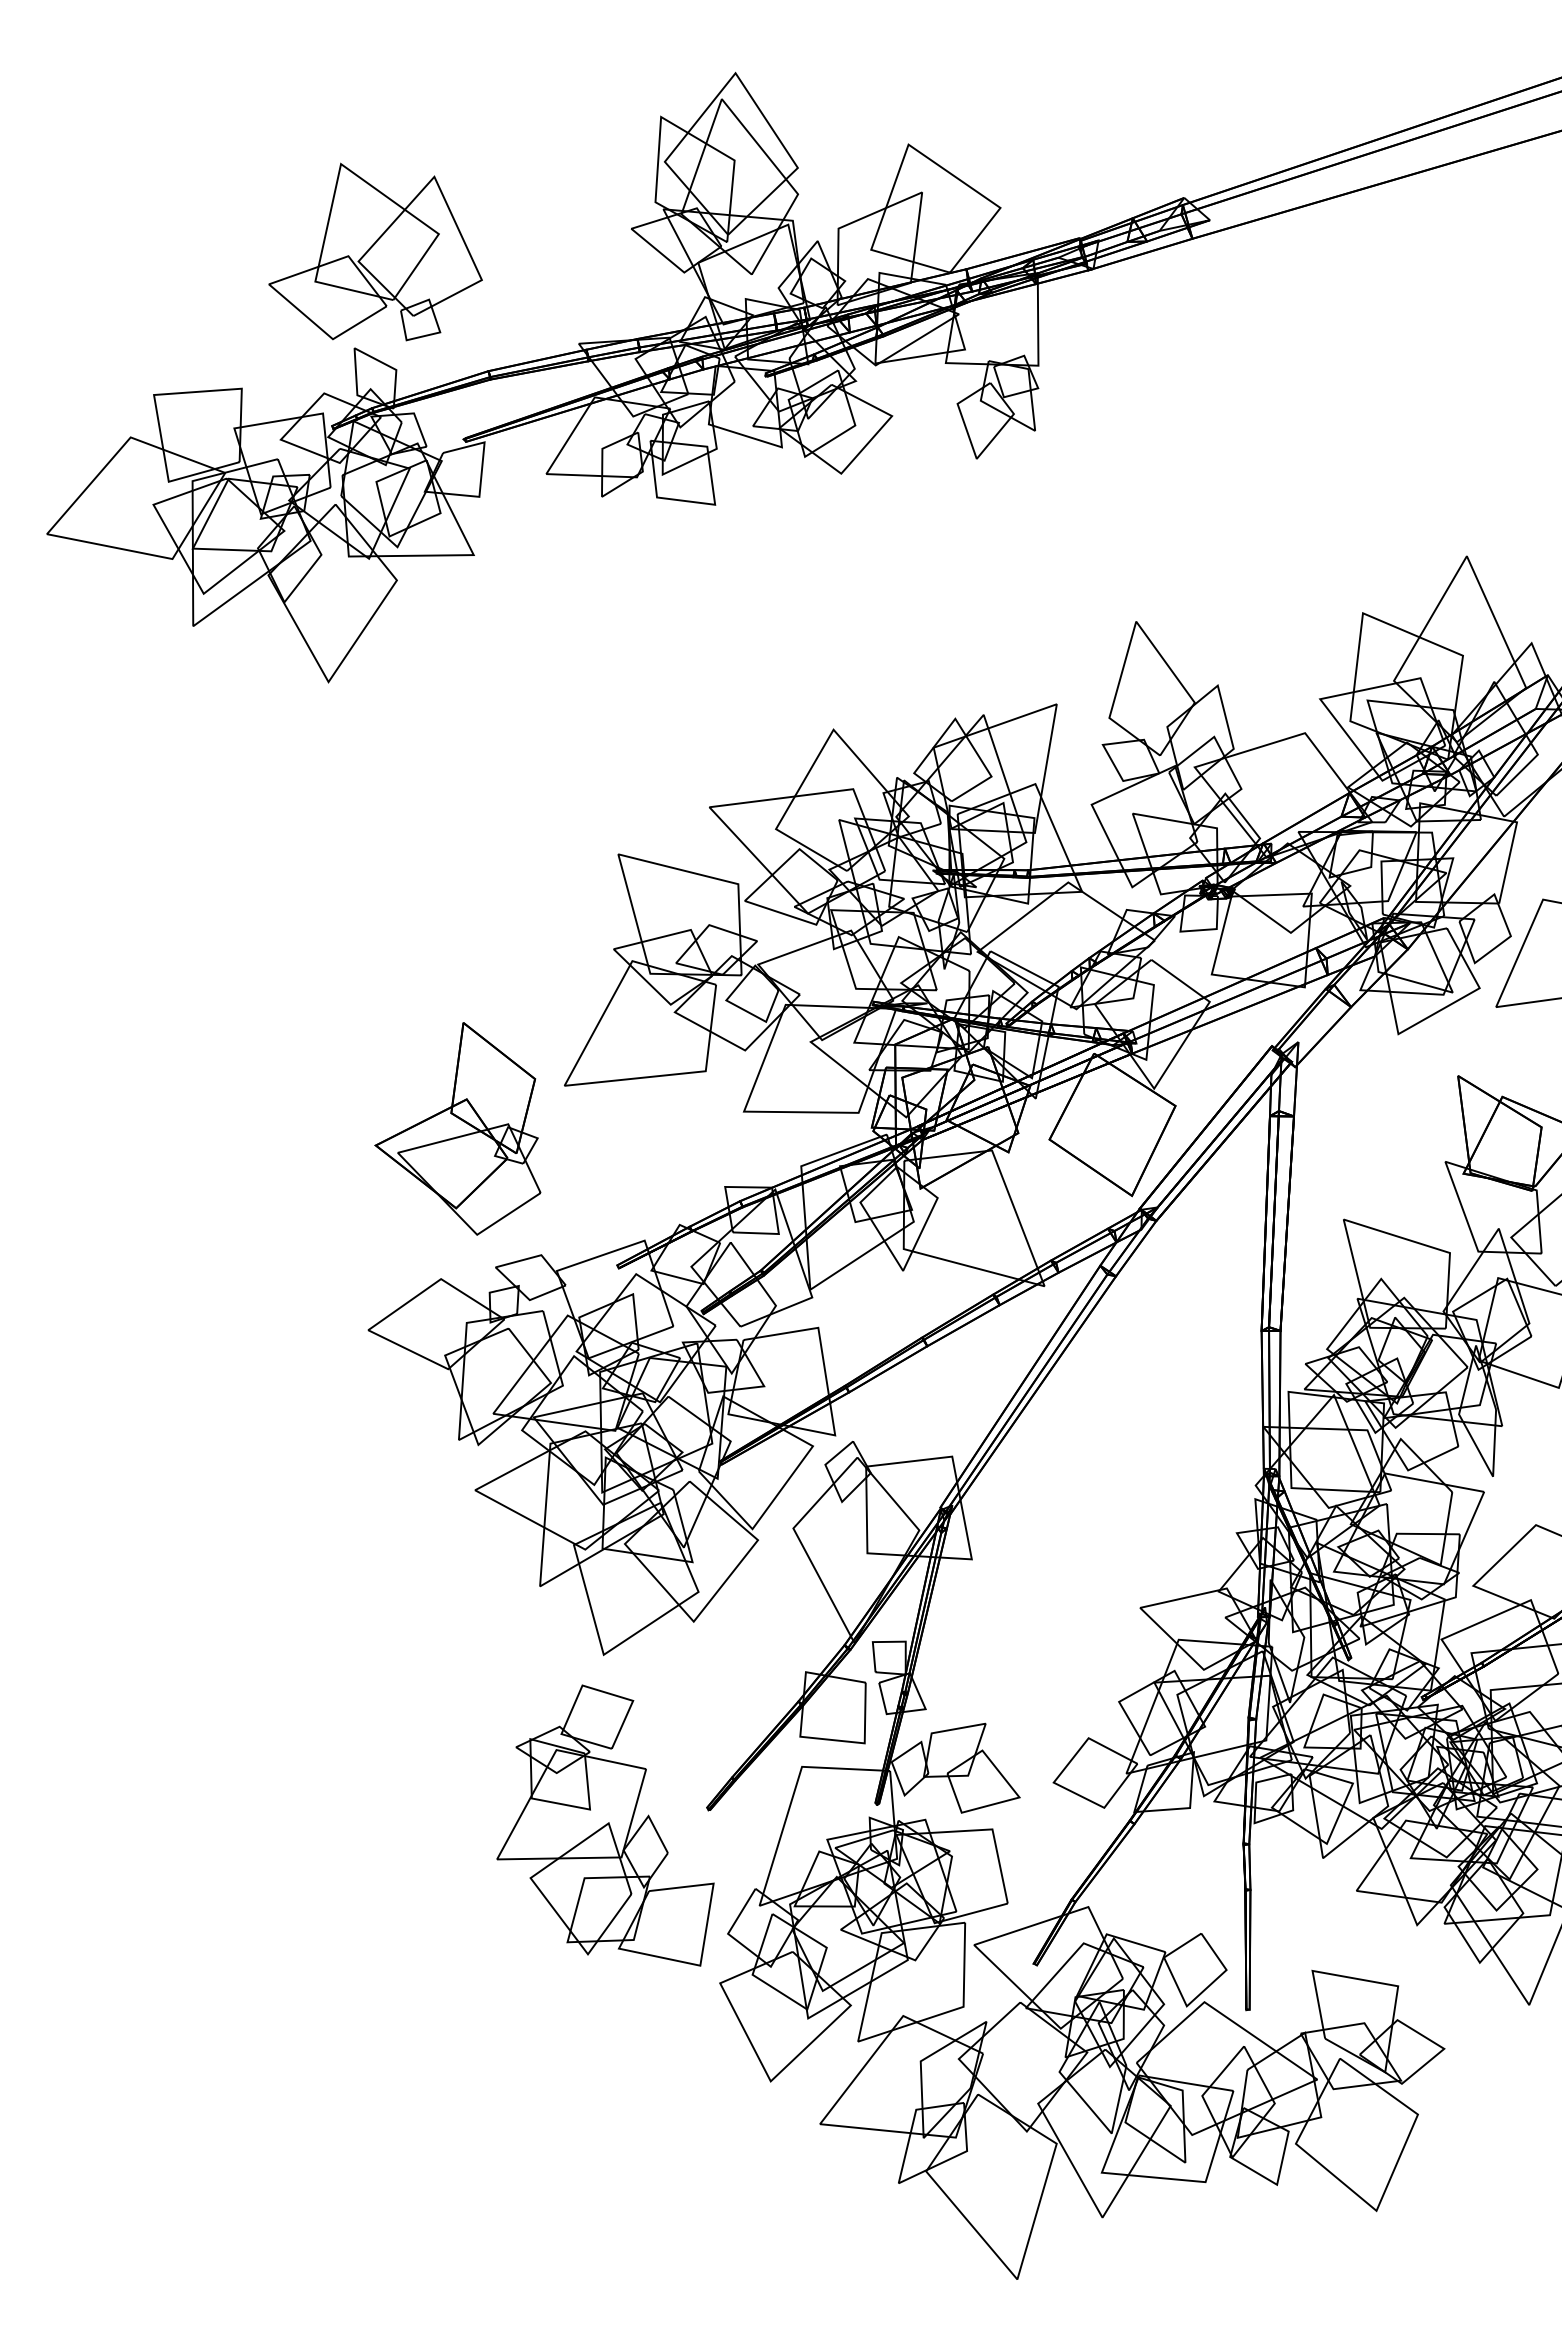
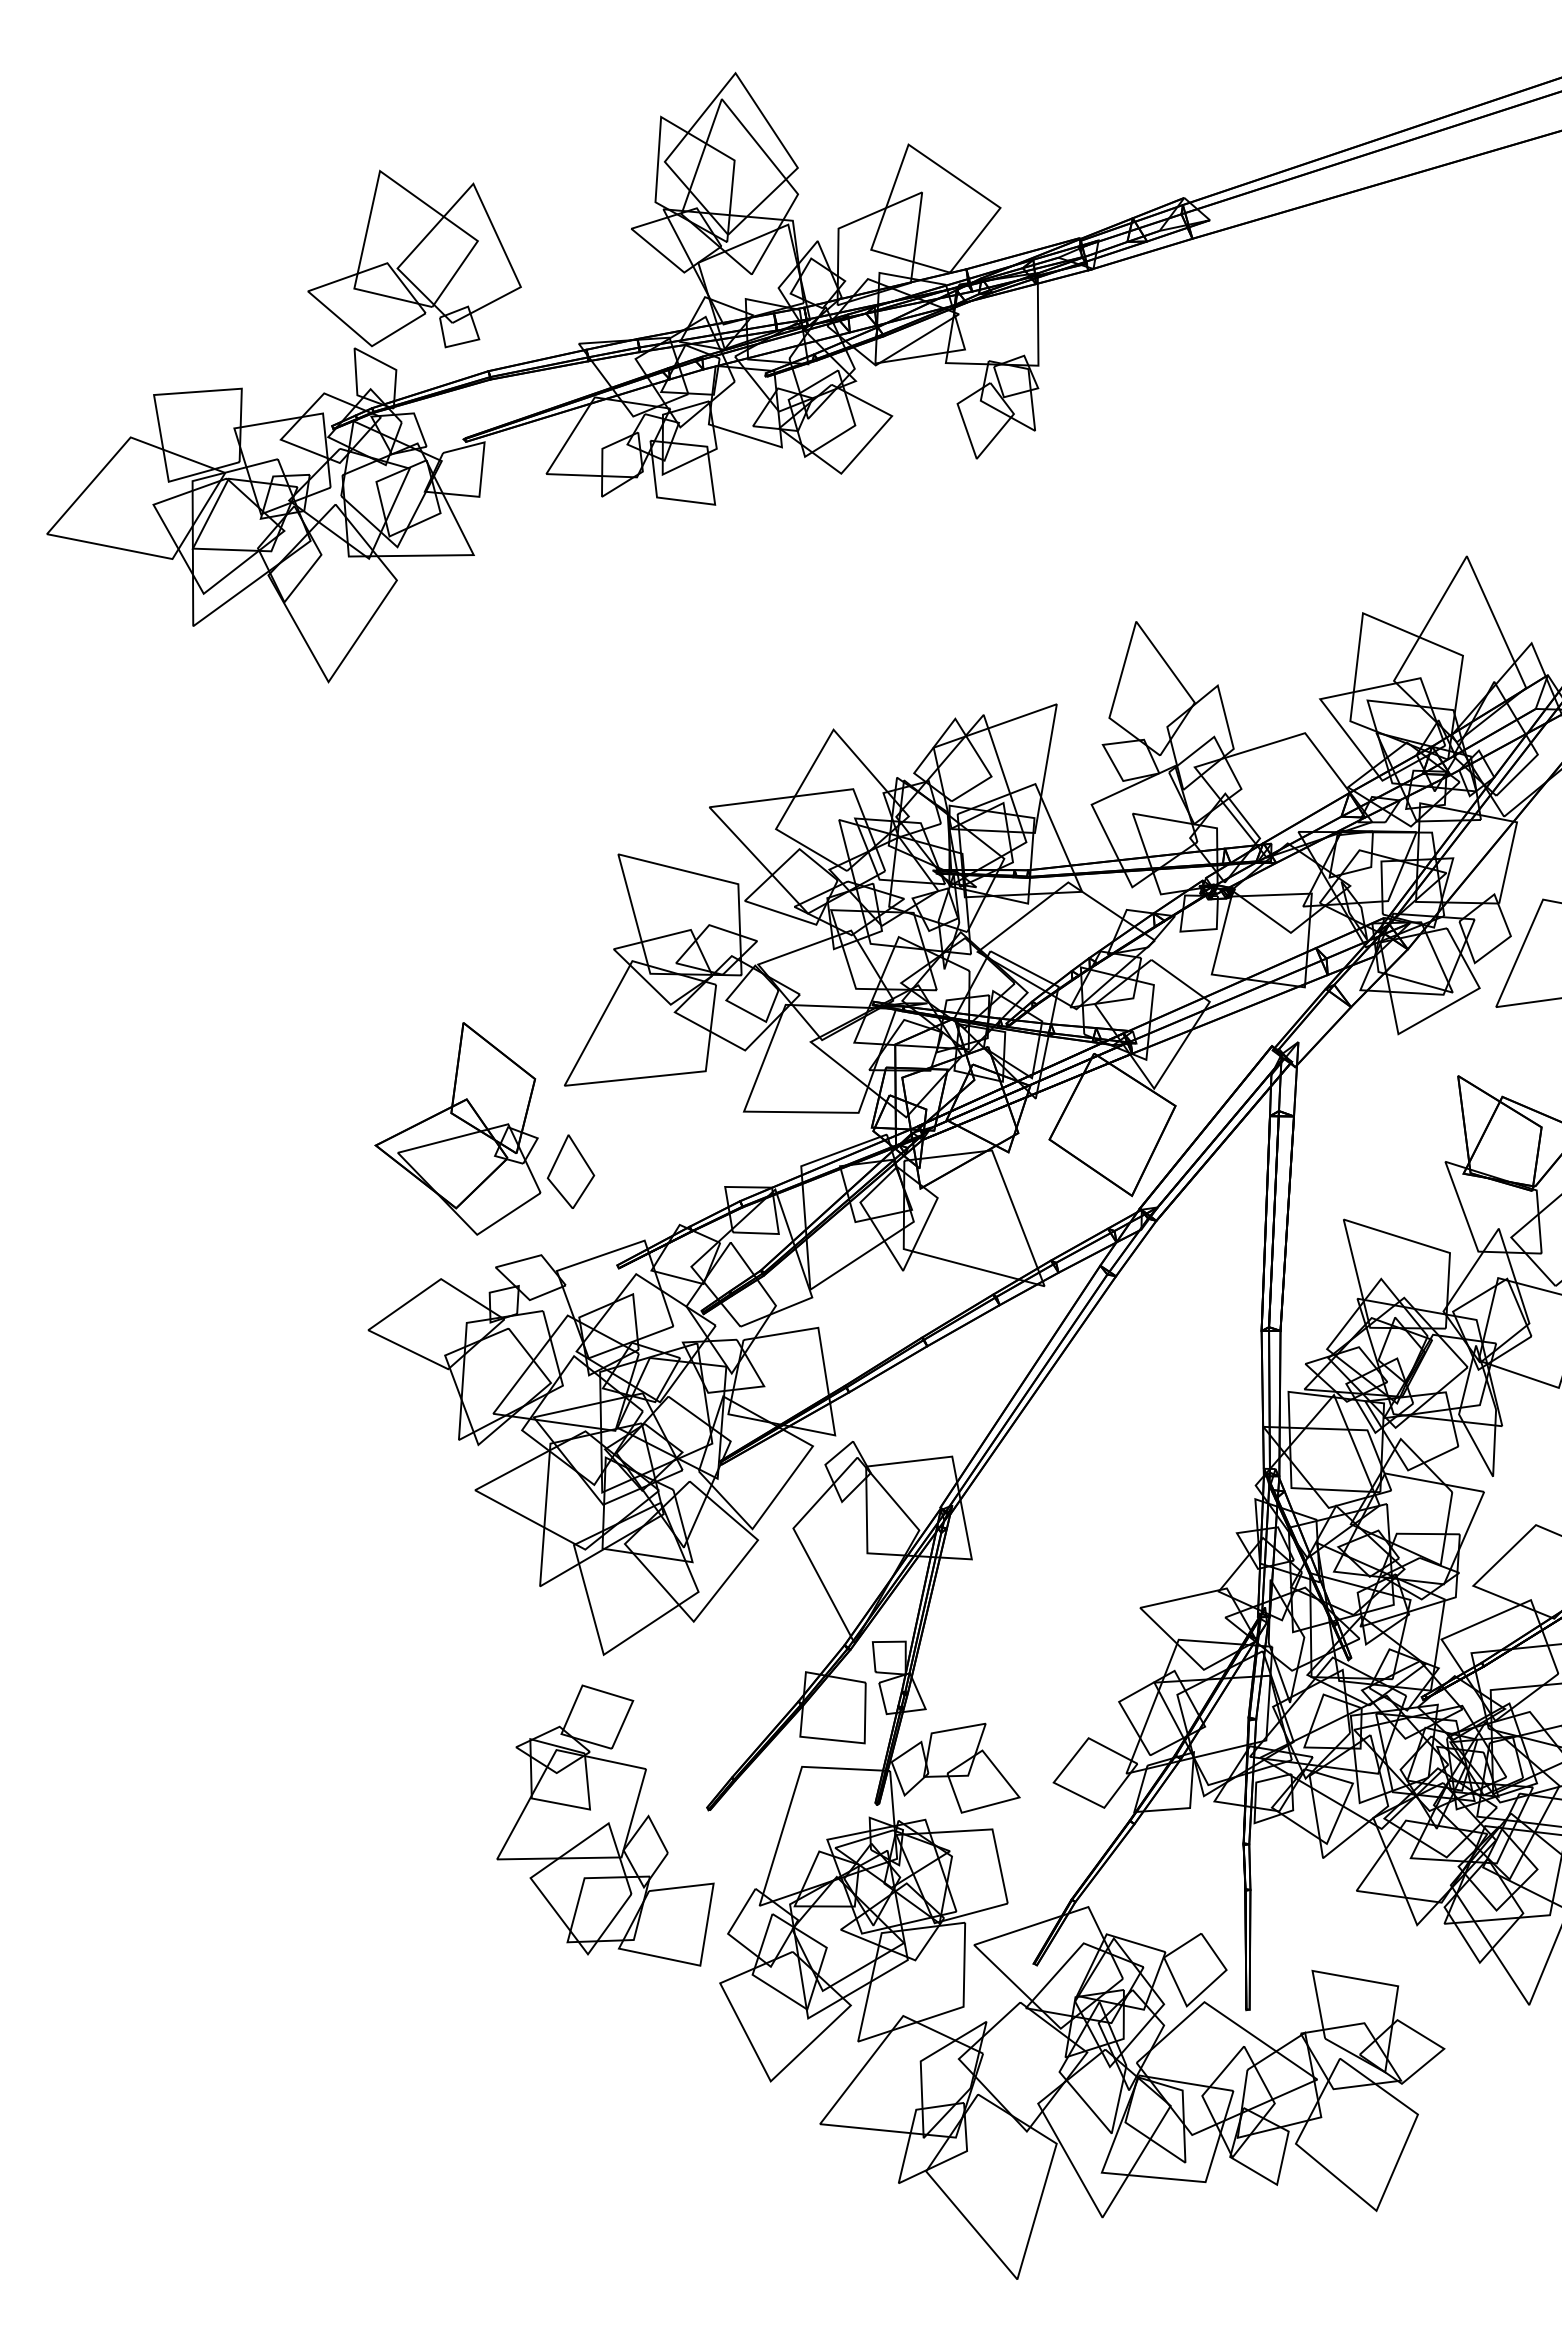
part position: (375, 251) -> (414, 258) (414, 258)
part: none -> present (570, 1171)
